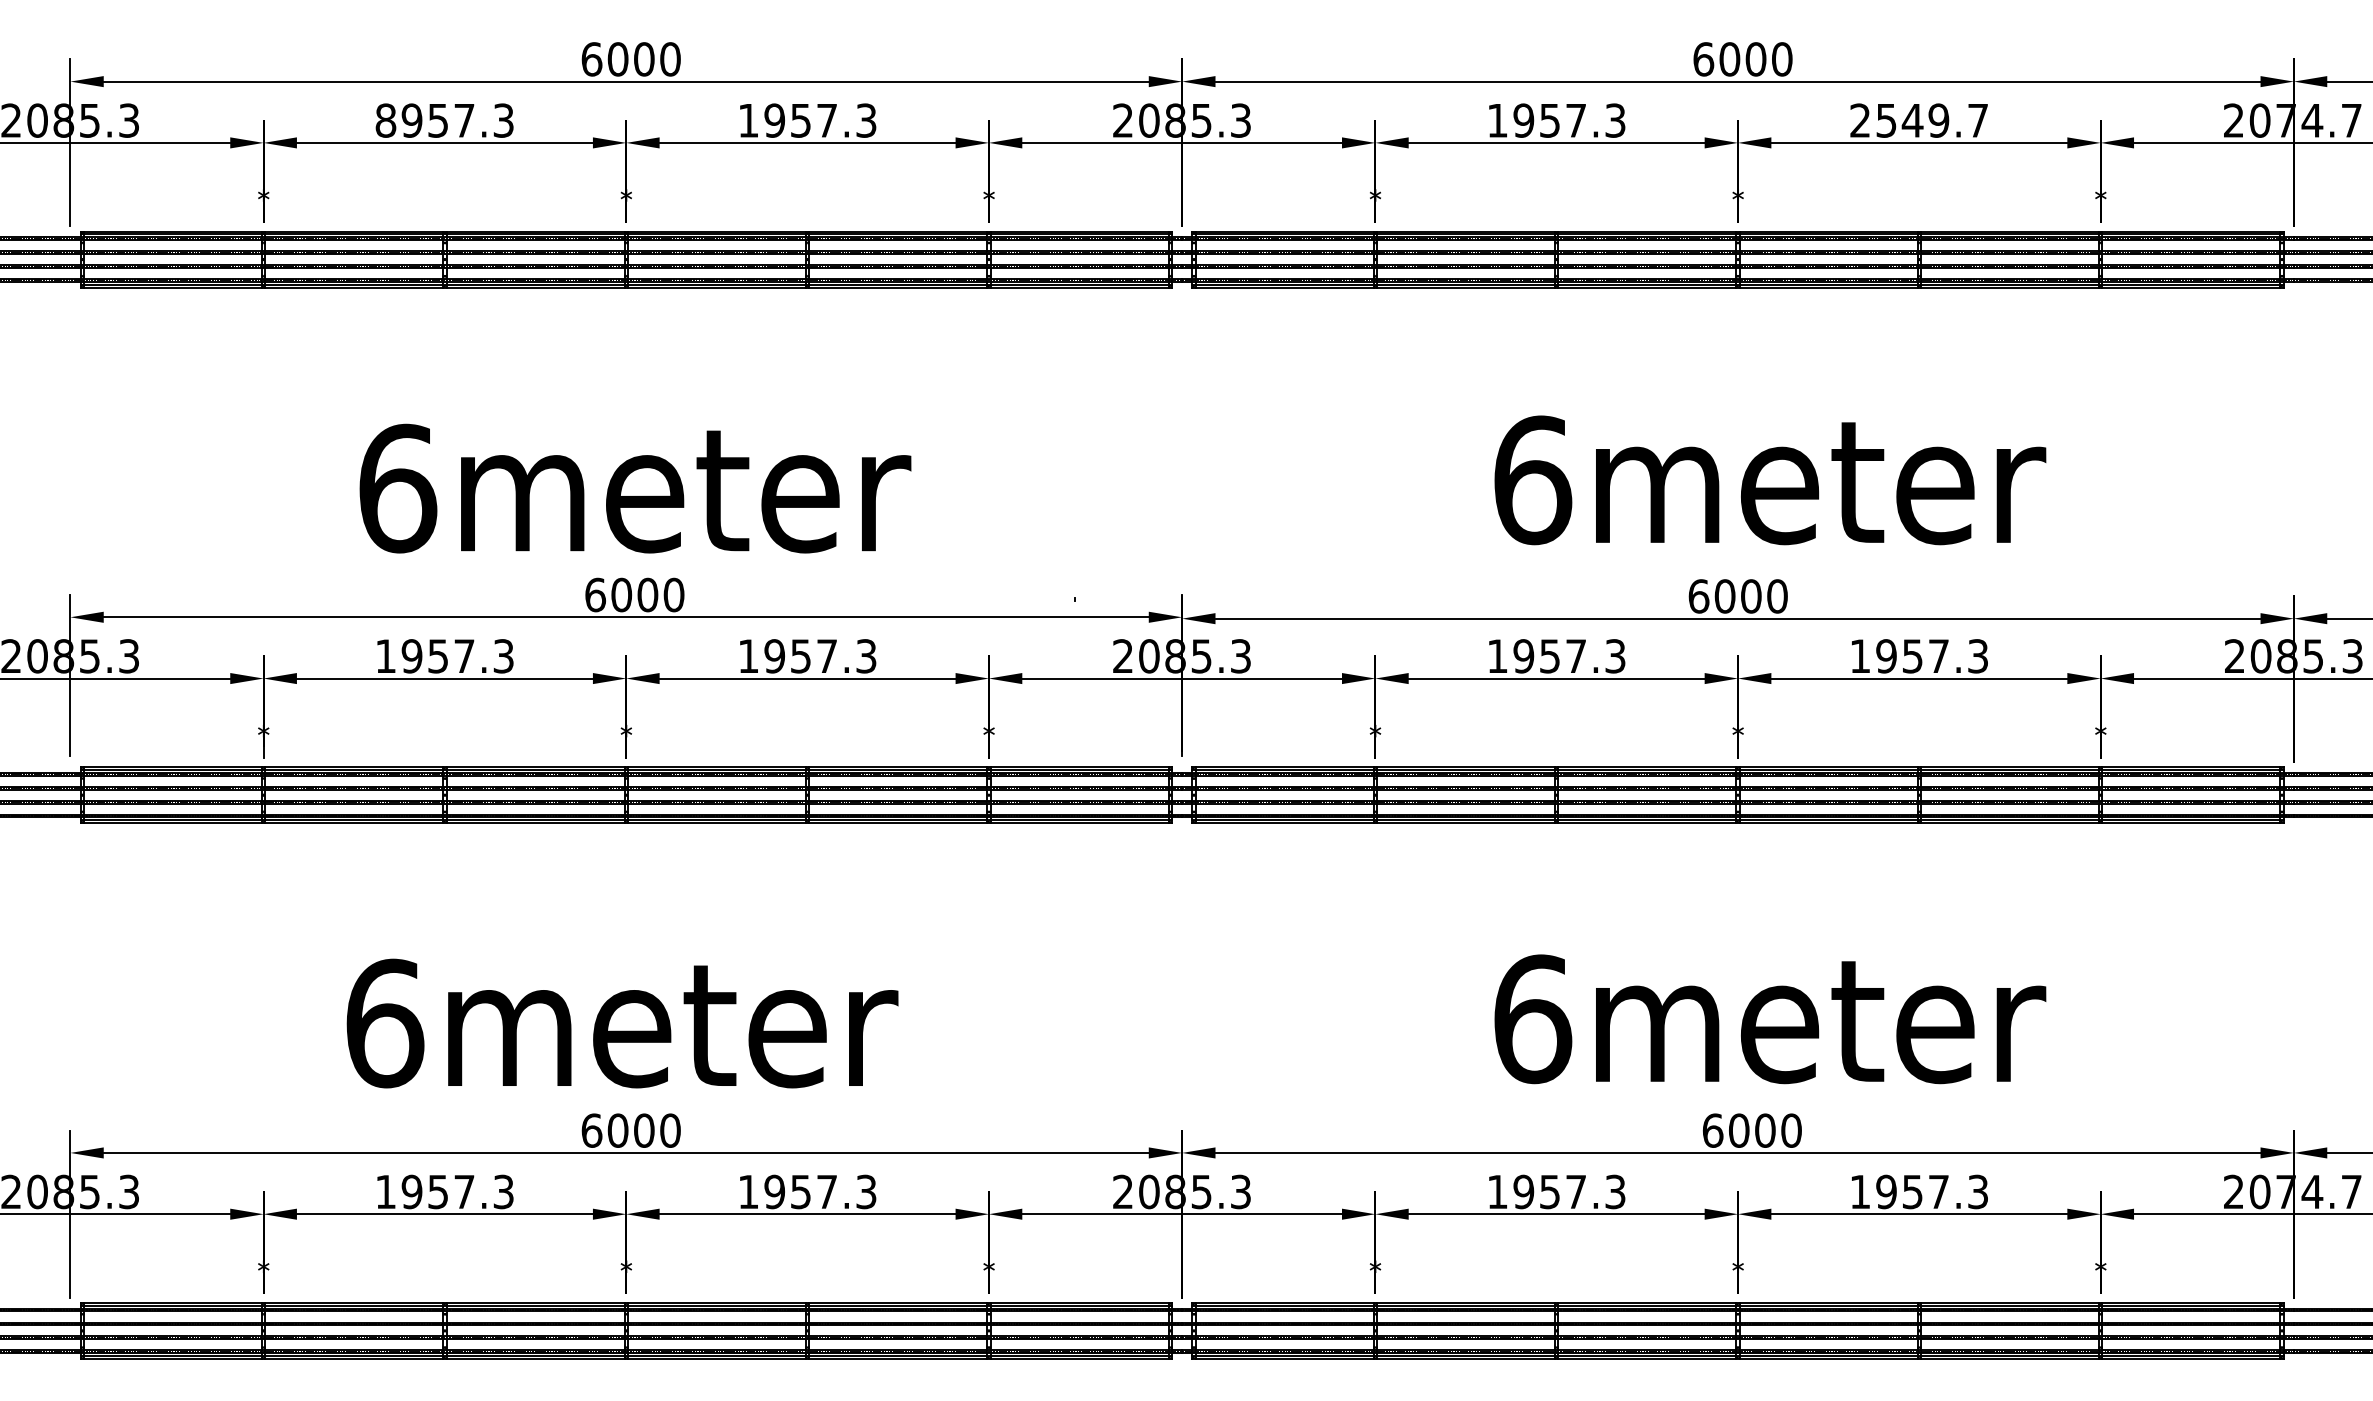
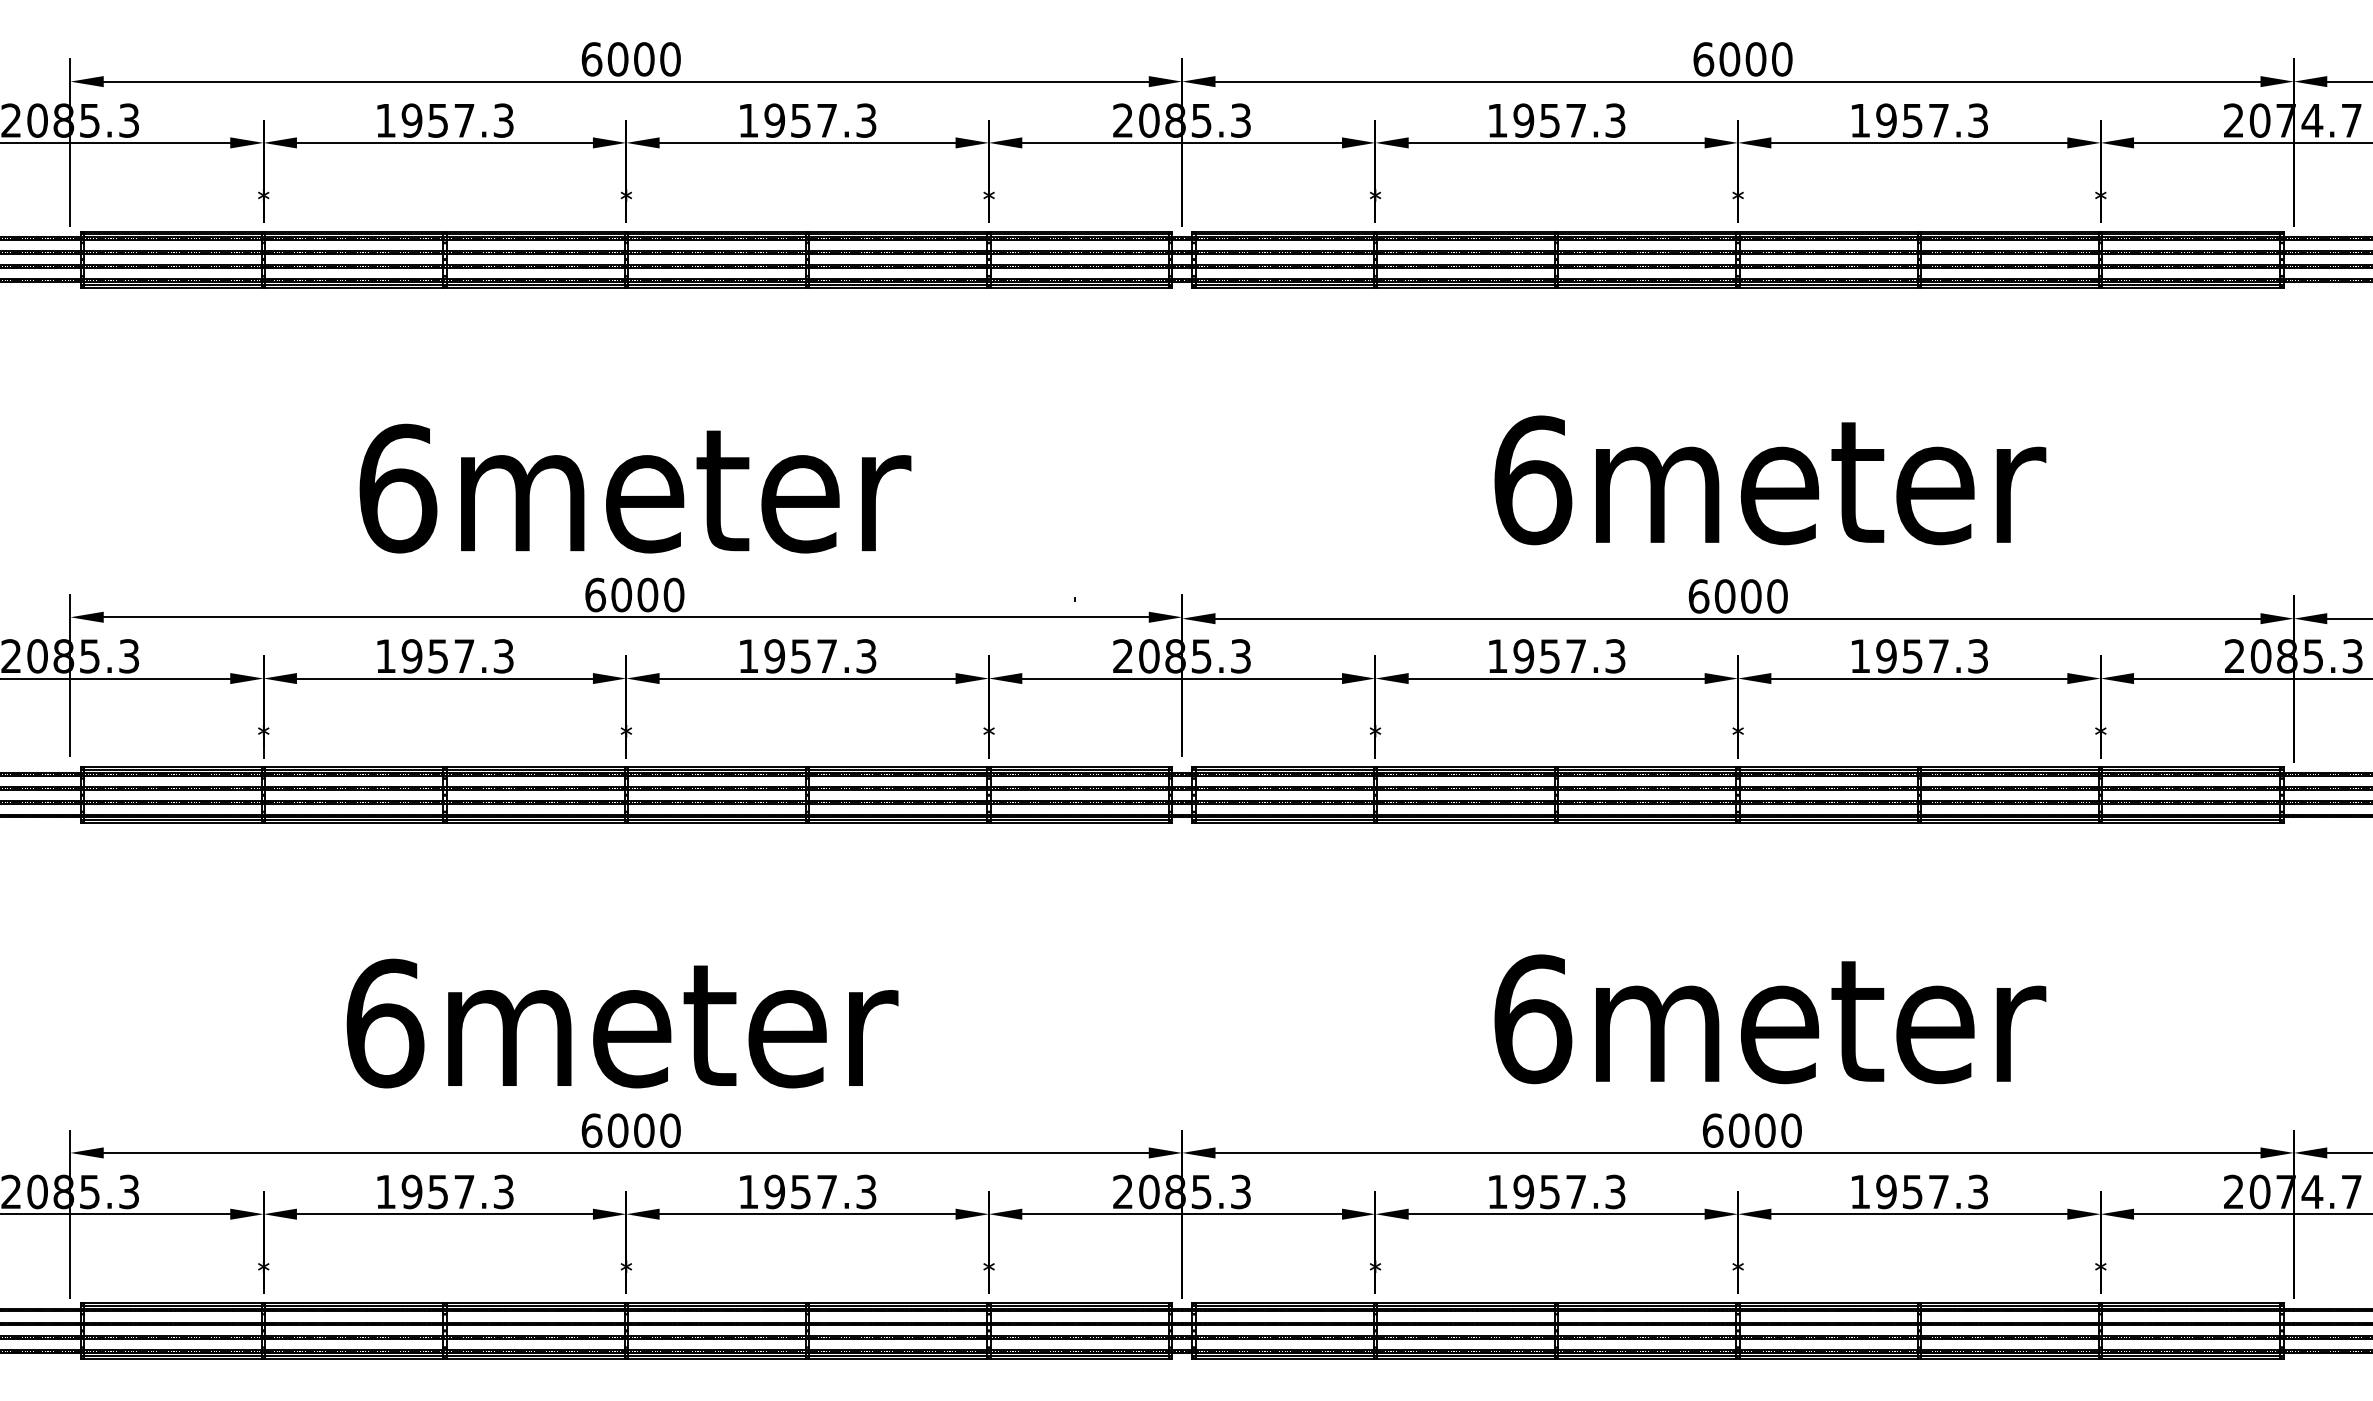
text: 8957.3 -> 1957.3 (385, 120)
text: 2549.7 -> 1957.3 (1918, 120)
